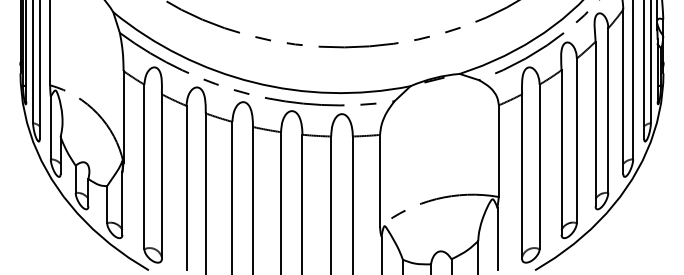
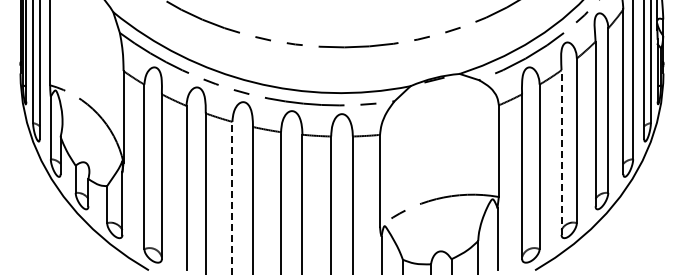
line: solid -> dashed (561, 152)
line: solid -> dashed (232, 197)
